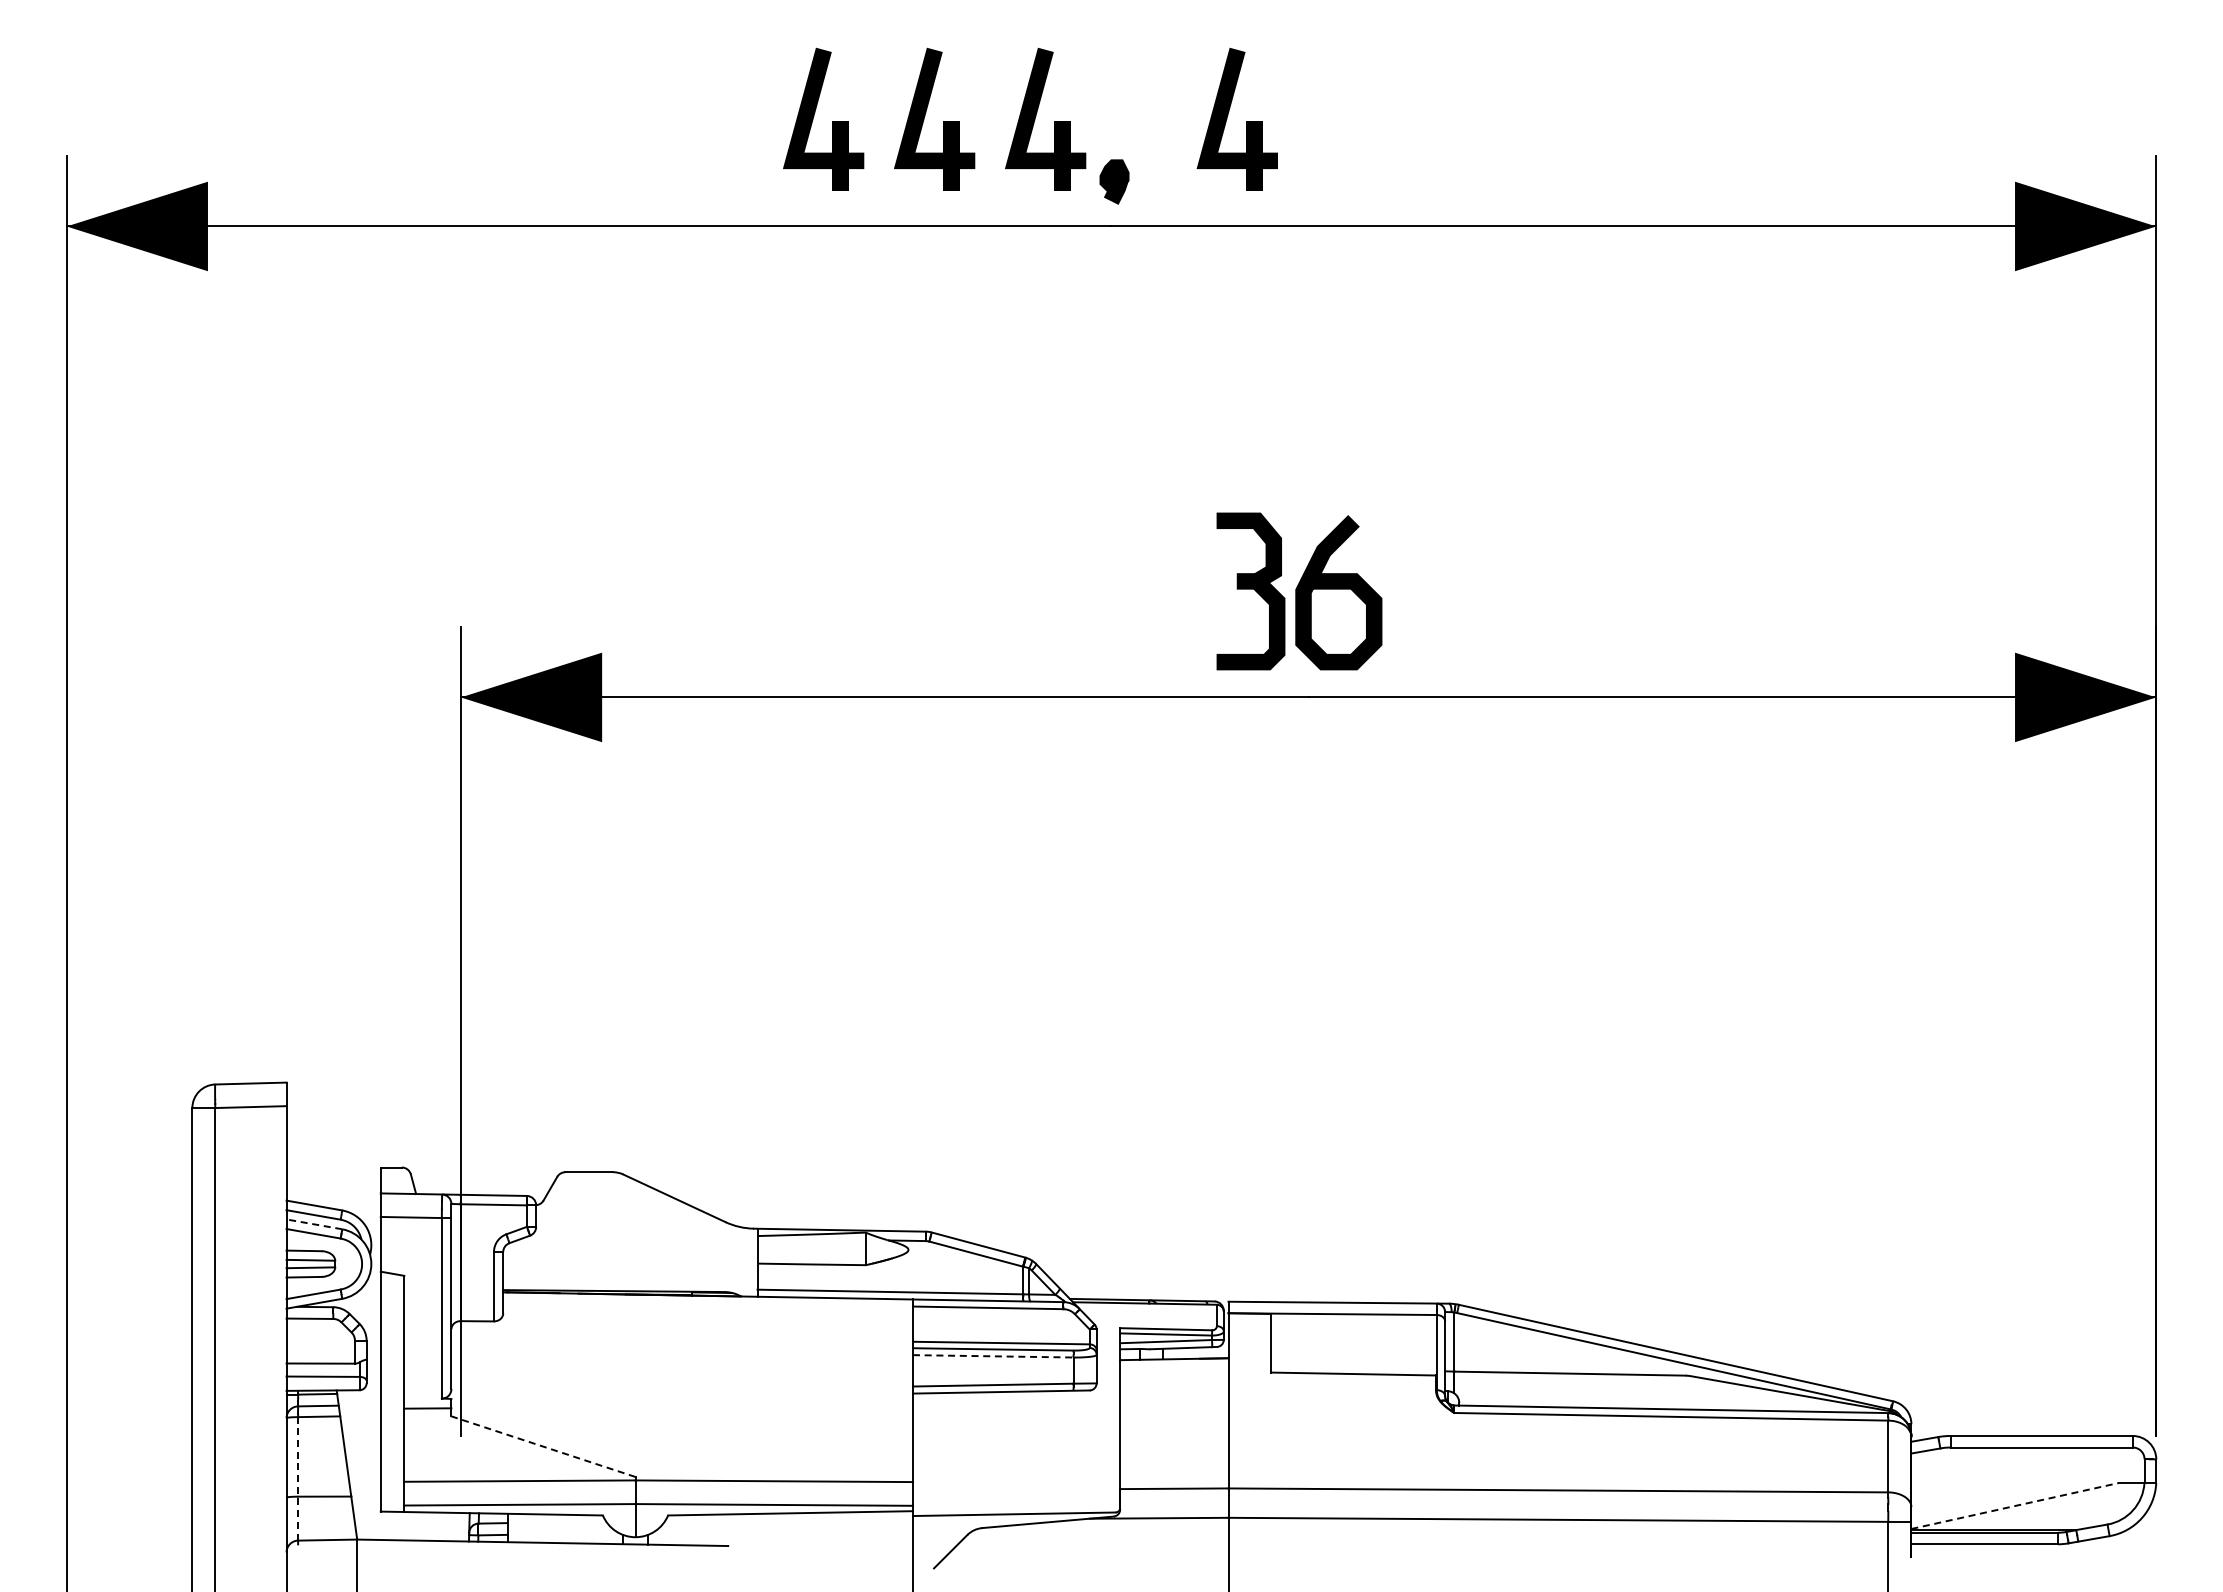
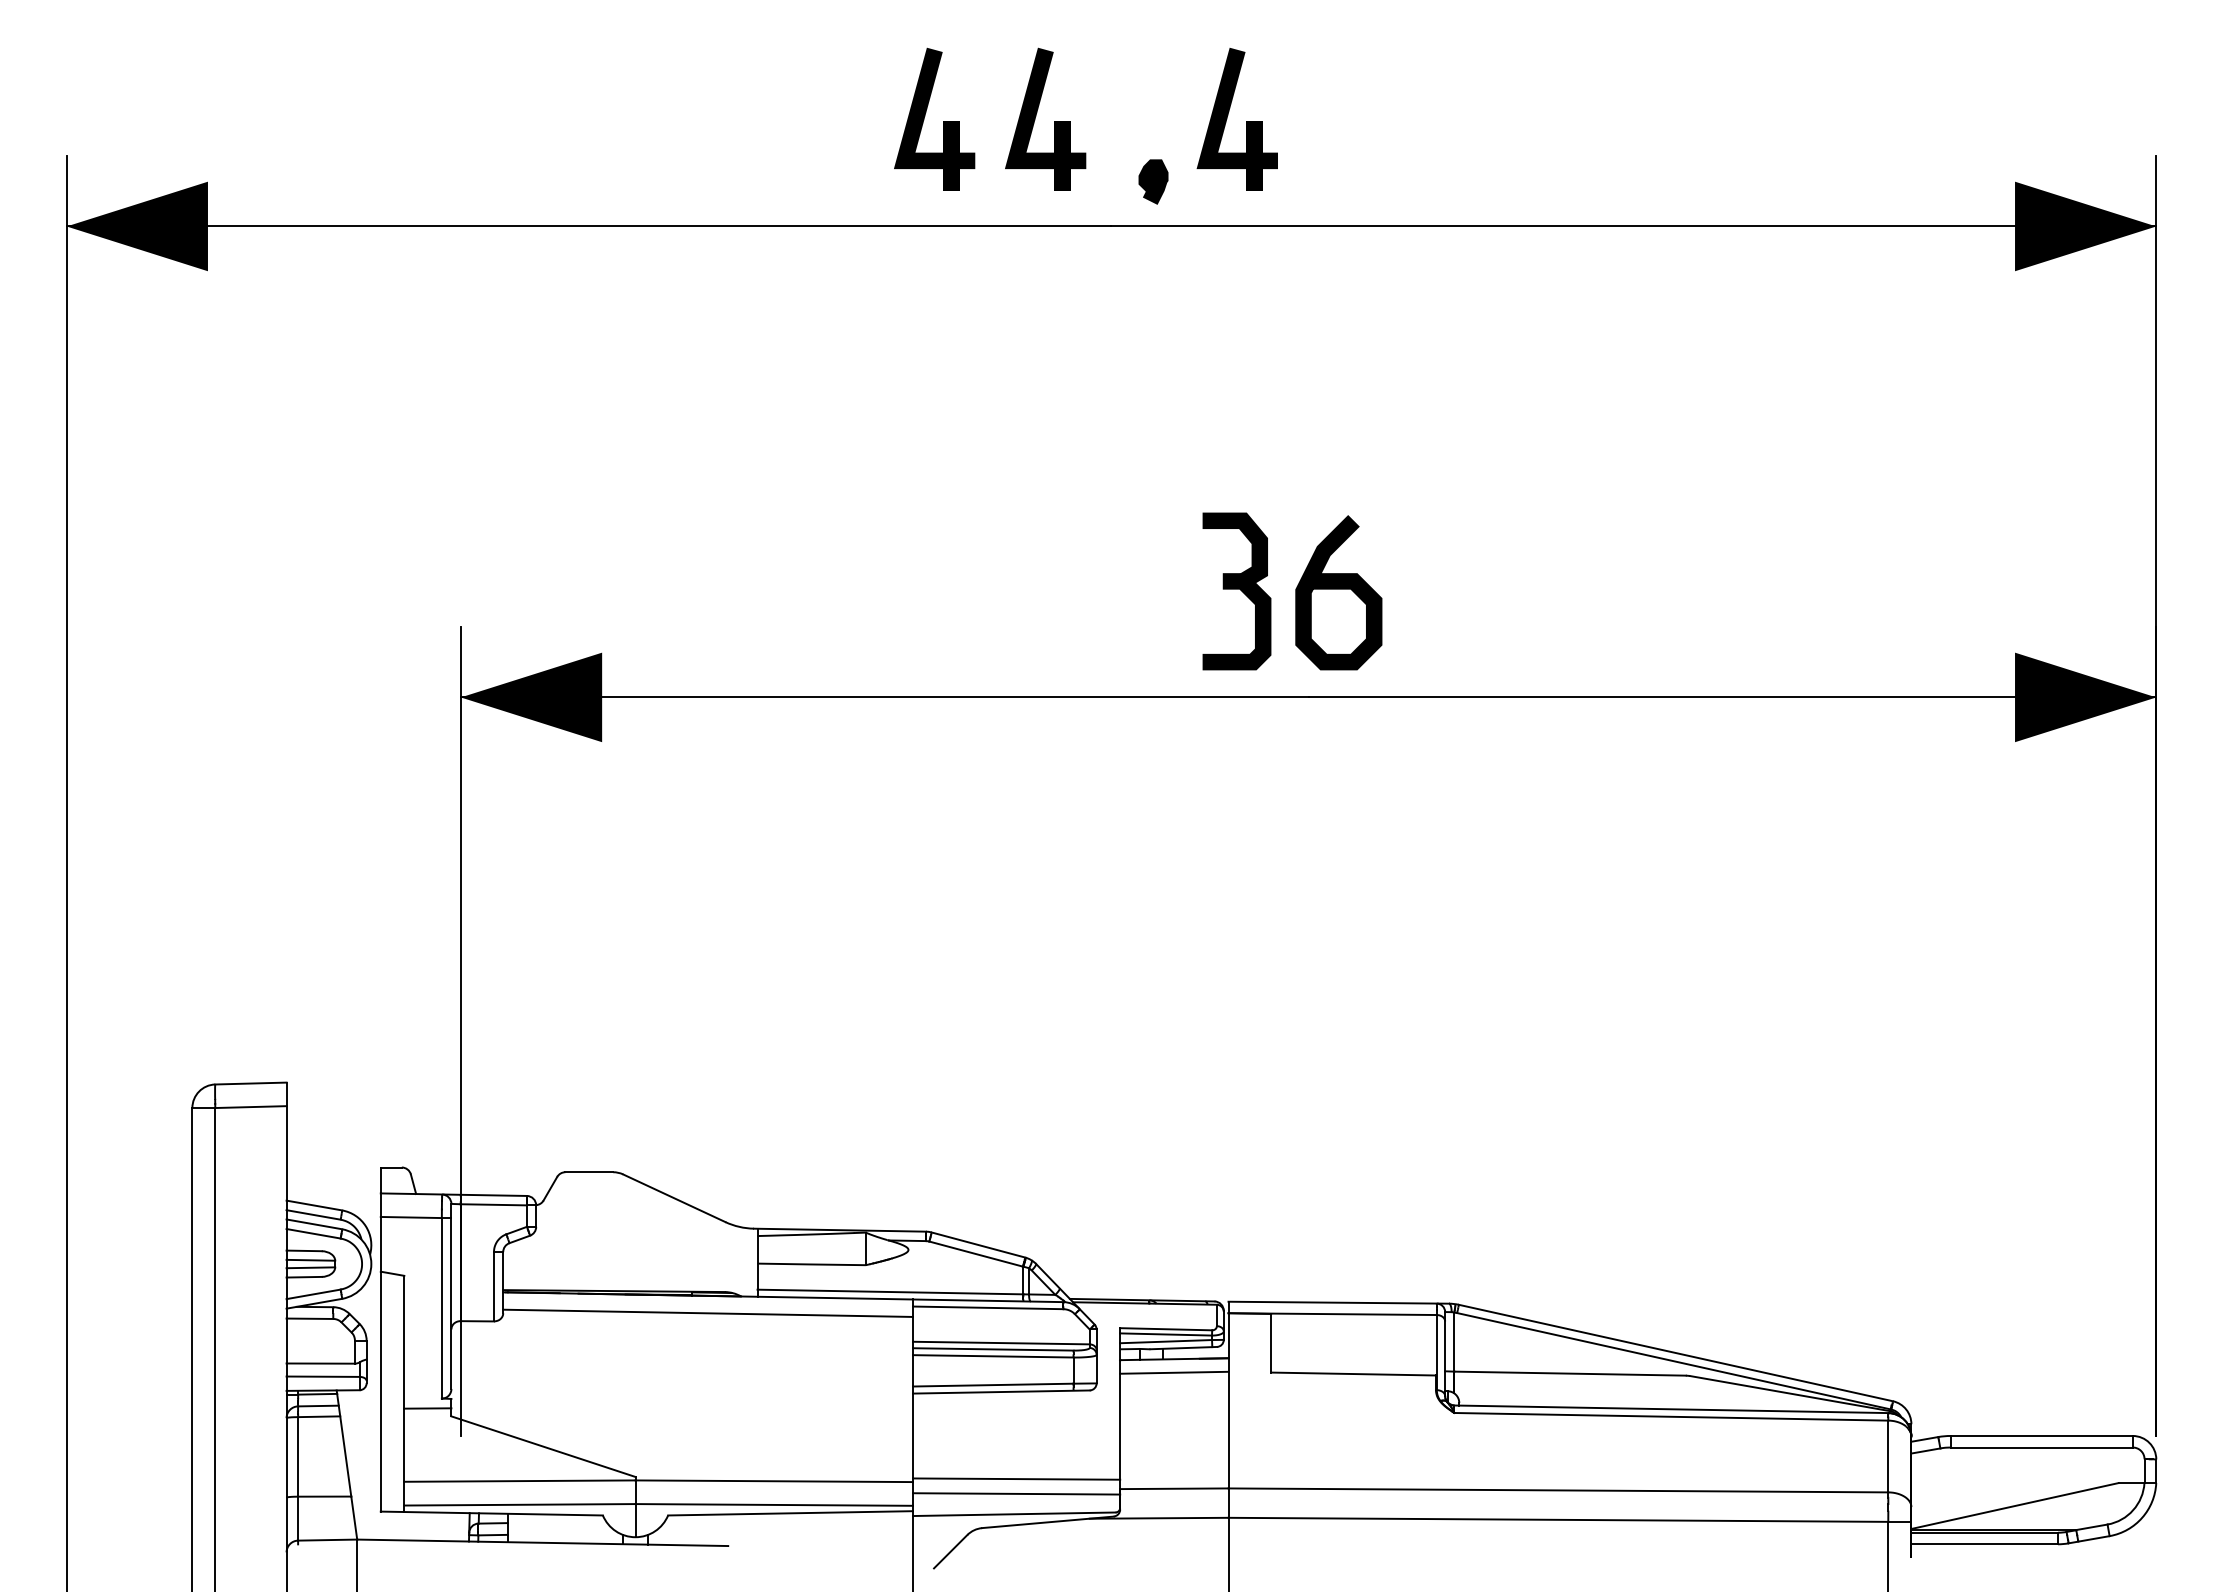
part: present -> none (814, 116)
part position: (1114, 181) -> (1153, 181) (1153, 181)
part position: (1250, 591) -> (1236, 591) (1236, 591)
line: dashed -> solid (313, 1224)
line: none -> present (707, 1312)
line: dashed -> solid (993, 1356)
line: none -> present (1174, 1372)
line: dashed -> solid (543, 1446)
line: dashed -> solid (298, 1478)
line: none -> present (1016, 1478)
line: none -> present (1016, 1493)
line: dashed -> solid (2015, 1505)
